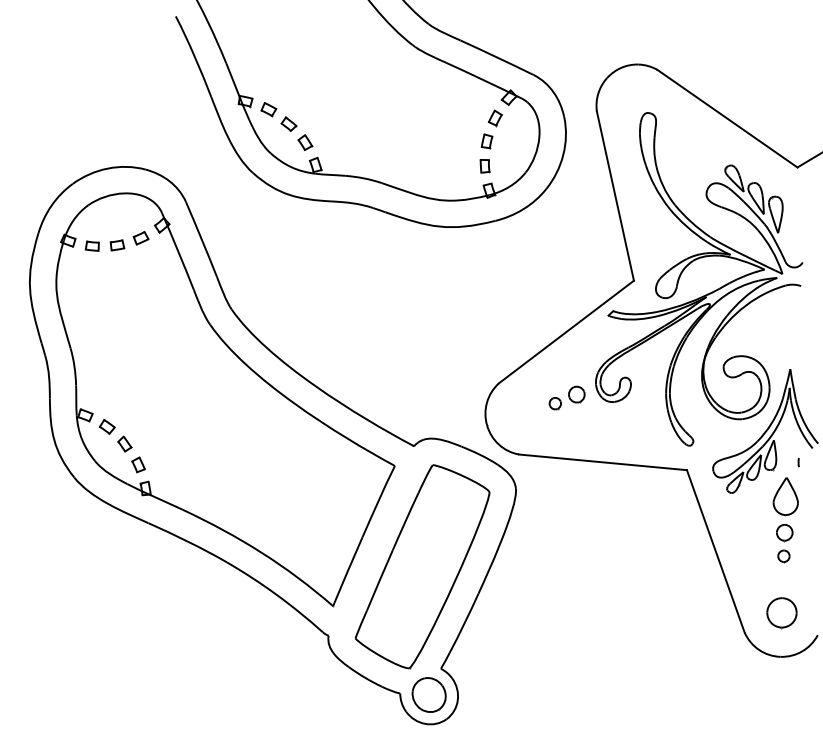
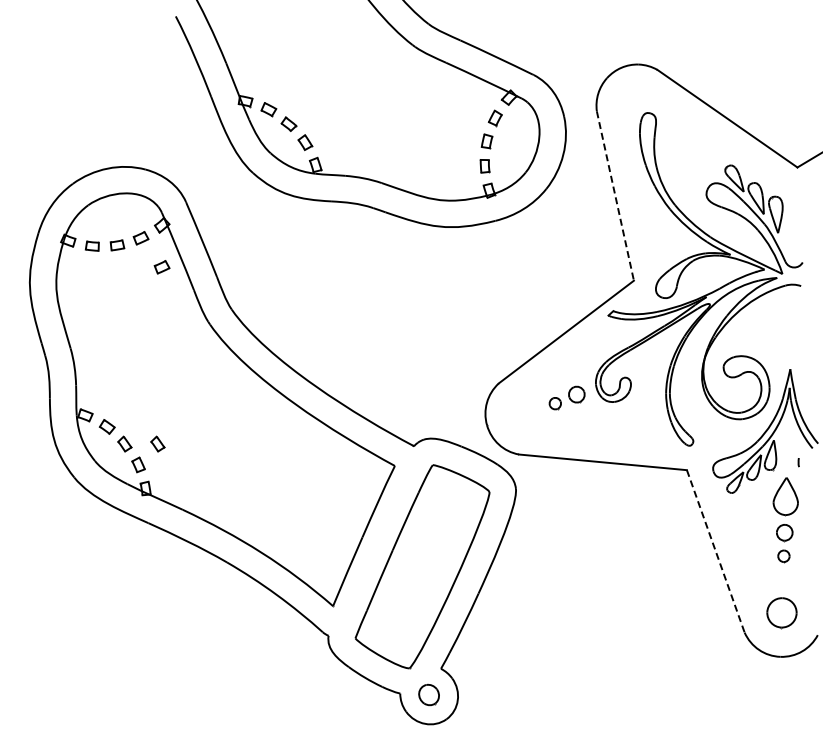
line: solid -> dashed (615, 196)
part: none -> present (161, 267)
part: none -> present (157, 443)
line: solid -> dashed (715, 551)
part size: 36x36 px -> 22x24 px (428, 694)
